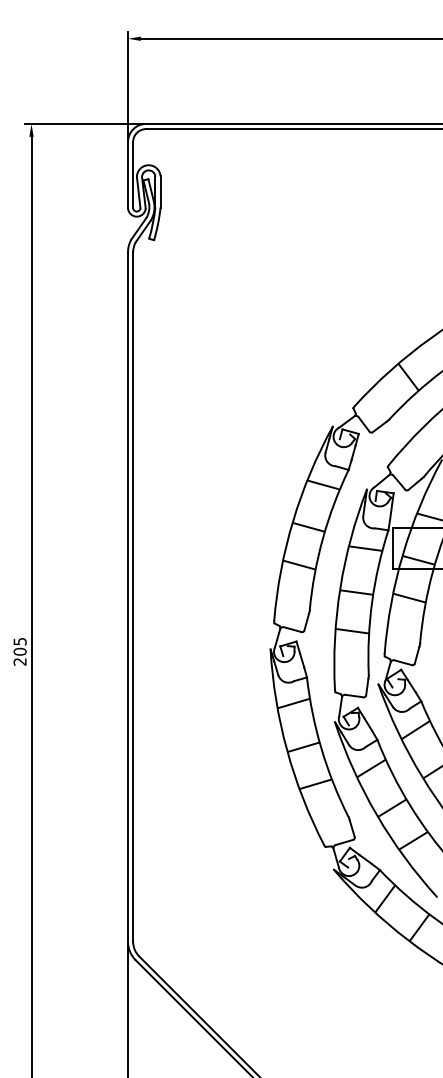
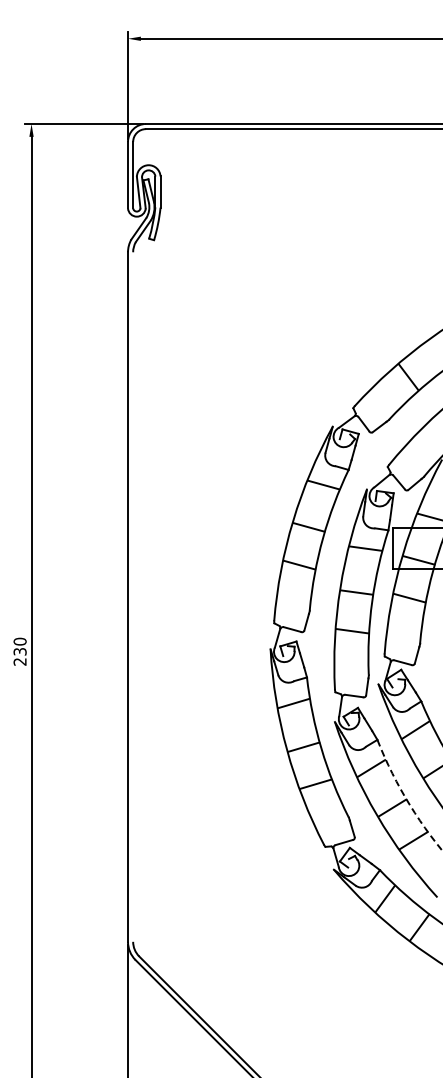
line: present -> none (133, 596)
text: 205 -> 230 (19, 646)
arc: solid -> dashed (406, 798)
